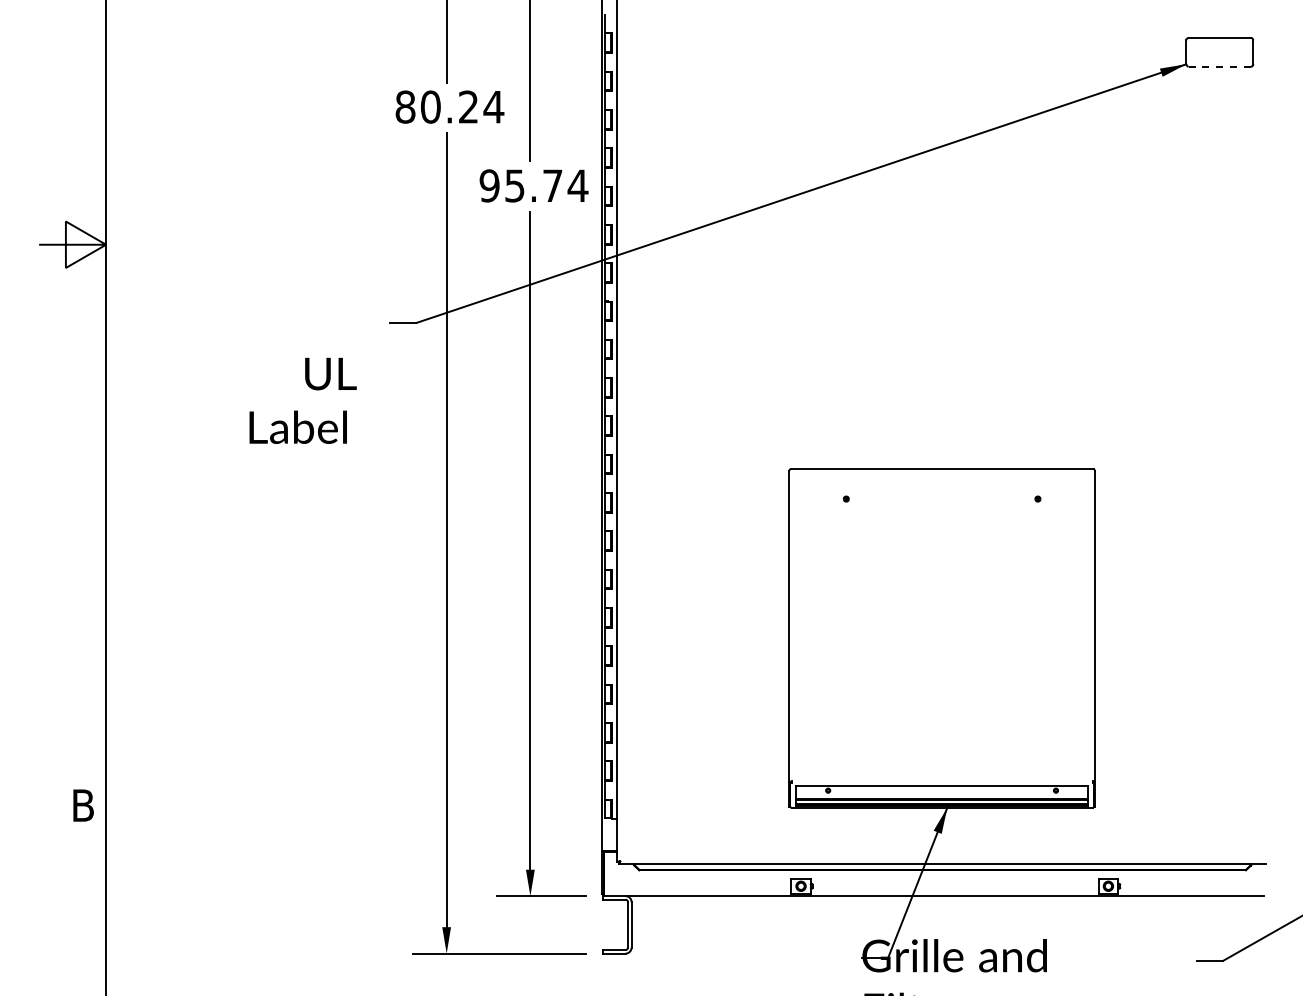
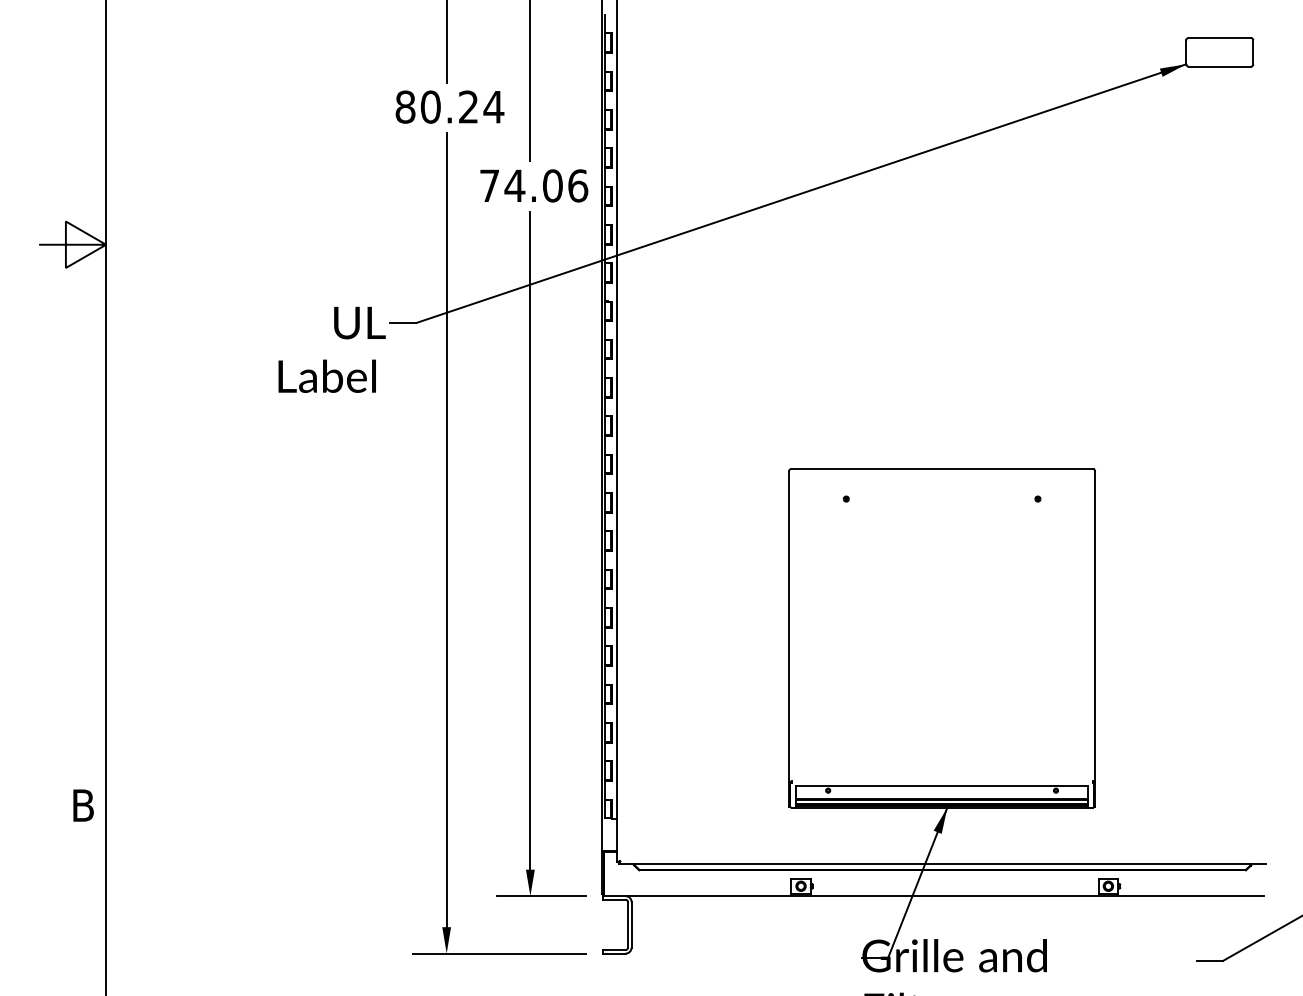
line: dashed -> solid (1220, 66)
text: 95.74 -> 74.06 (533, 185)
text position: (302, 400) -> (331, 349) (331, 349)
